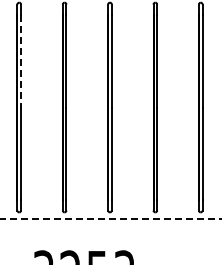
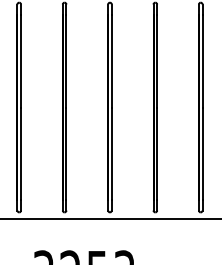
line: dashed -> solid (21, 61)
line: dashed -> solid (110, 219)
